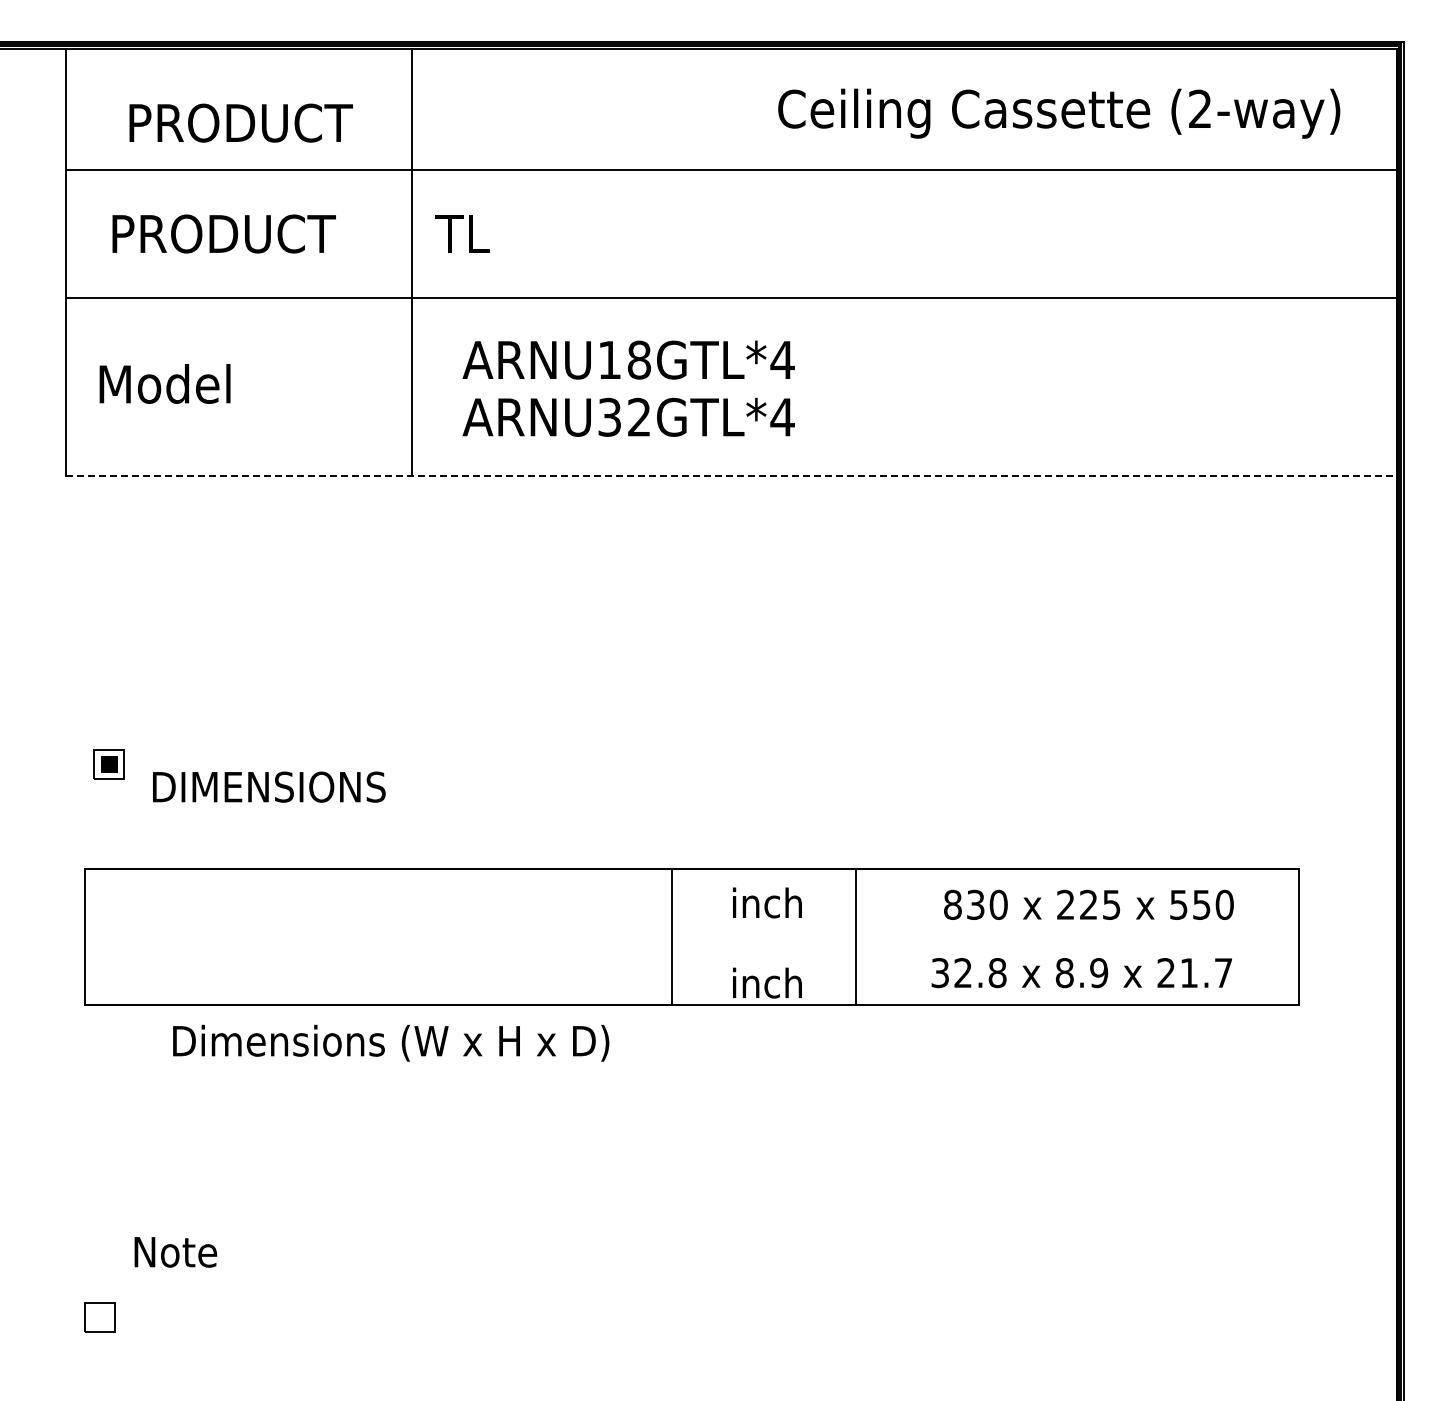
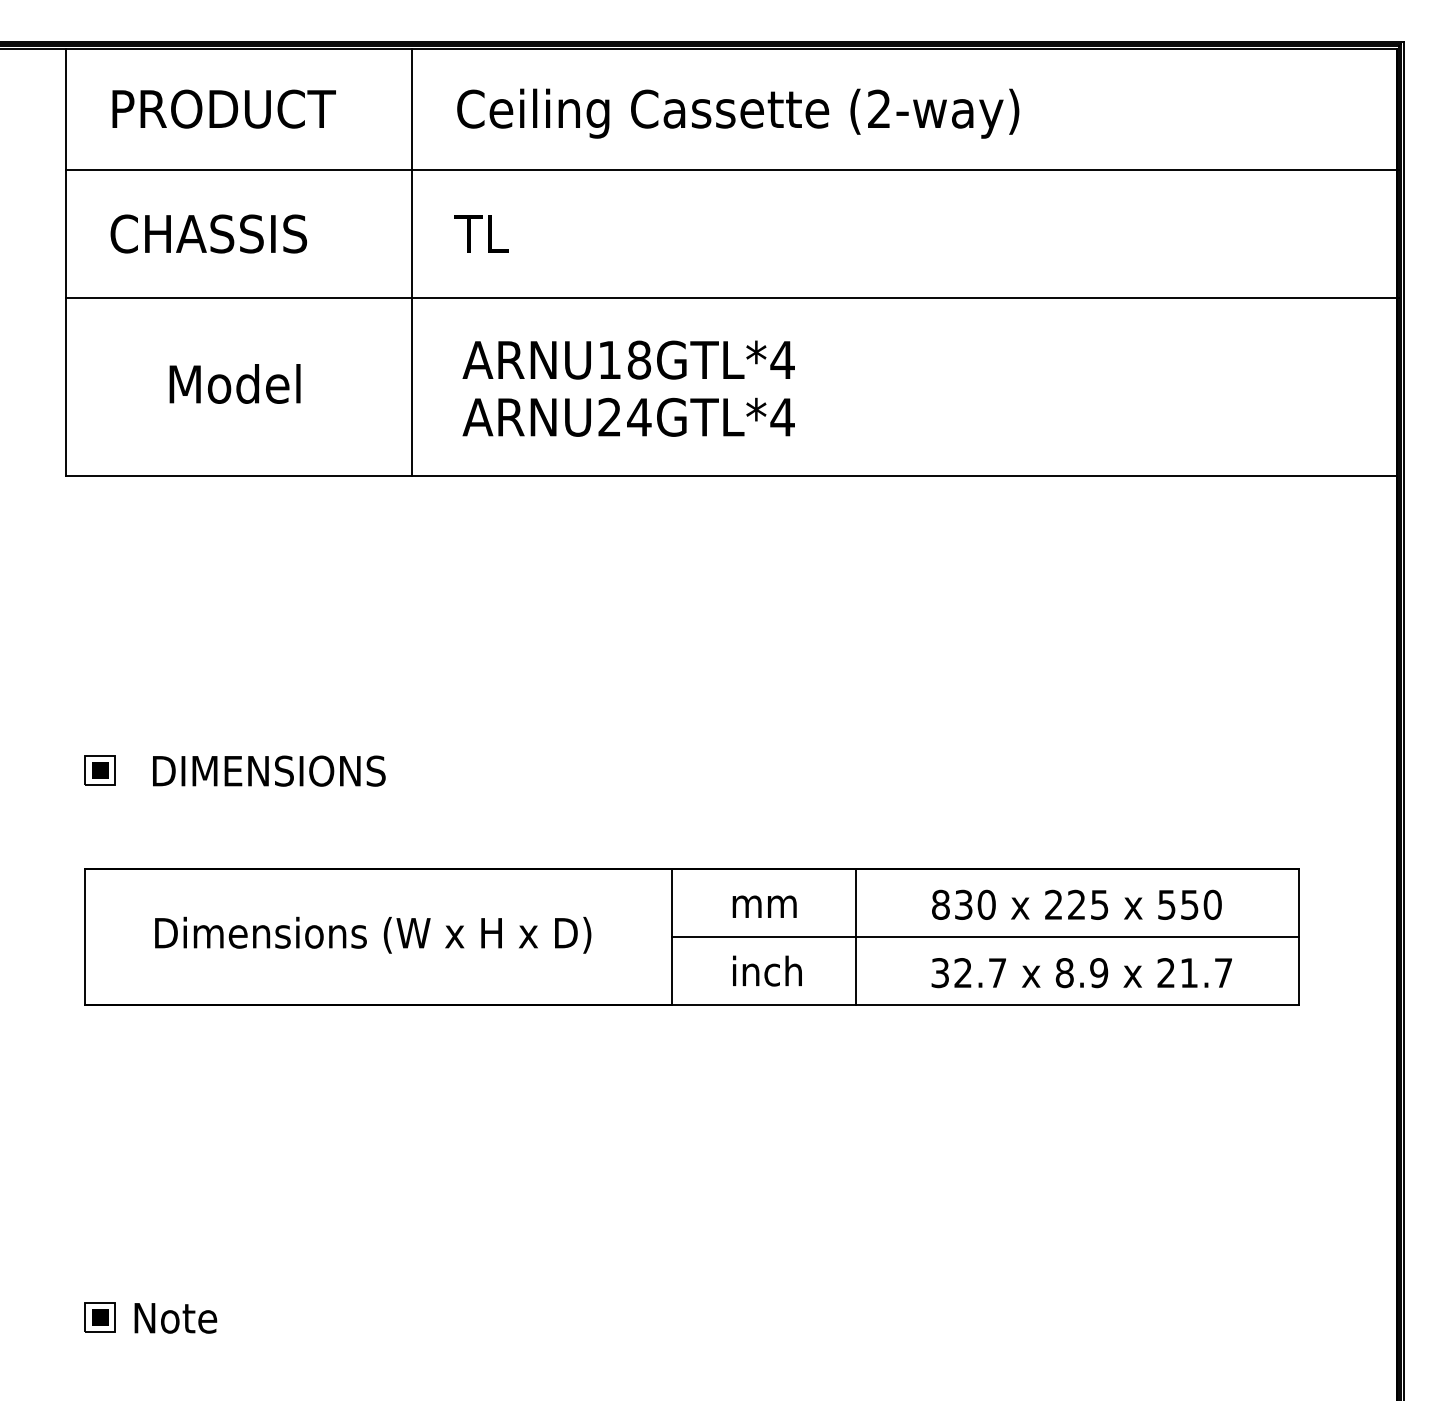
text position: (1059, 113) -> (738, 113) (738, 113)
text position: (240, 122) -> (223, 108) (223, 108)
text: PRODUCT -> CHASSIS (222, 233)
text position: (462, 233) -> (481, 233) (481, 233)
text position: (164, 383) -> (234, 383) (234, 383)
text: ARNU32GTL*4 -> ARNU24GTL*4 (624, 416)
line: dashed -> solid (731, 475)
part position: (108, 764) -> (99, 770) (99, 770)
text position: (269, 786) -> (269, 770) (269, 770)
text: inch -> mm (766, 902)
text position: (1088, 904) -> (1076, 904) (1076, 904)
line: none -> present (985, 937)
text: 32.8 -> 32.7 (997, 973)
text position: (767, 982) -> (767, 970) (767, 970)
text position: (391, 1042) -> (373, 934) (373, 934)
text position: (175, 1252) -> (175, 1318) (175, 1318)
fill: none -> present (99, 1317)
